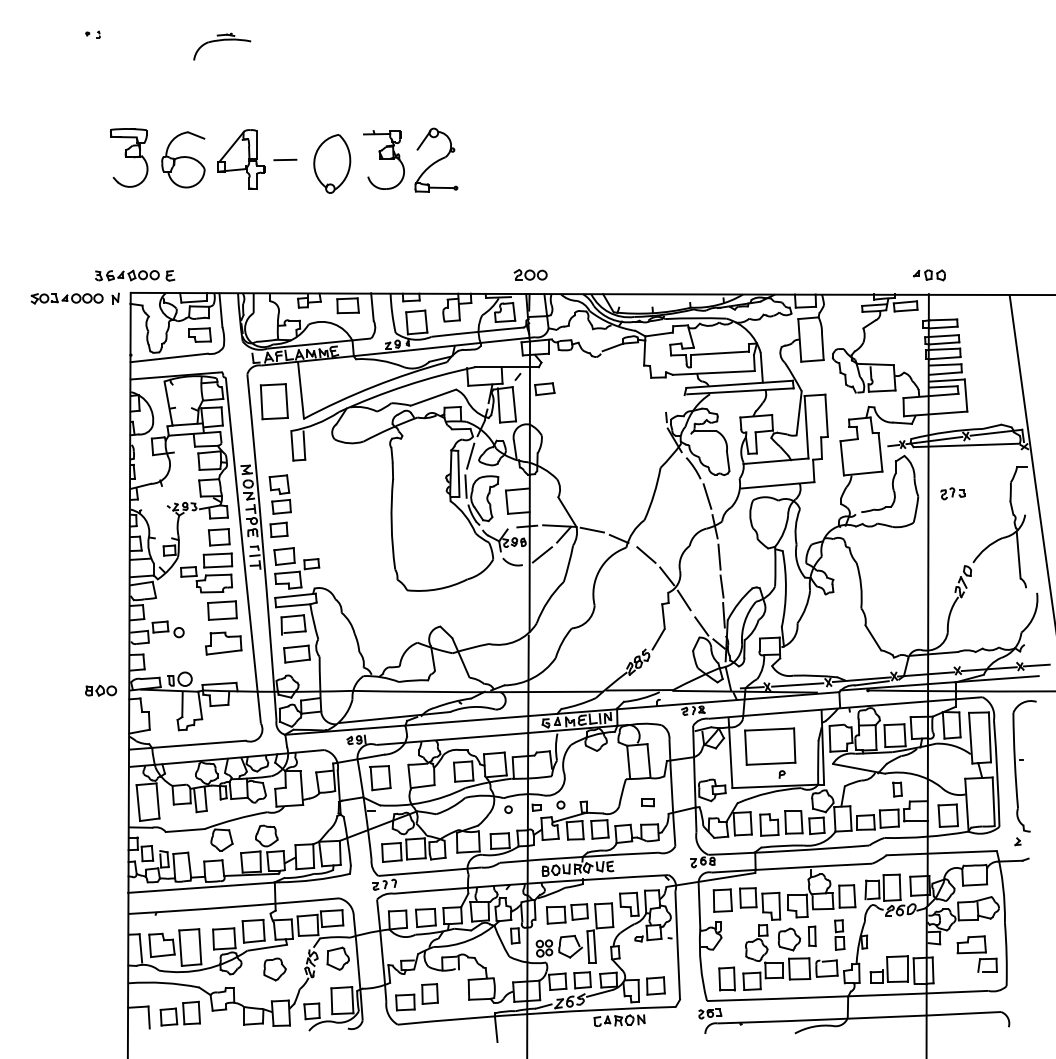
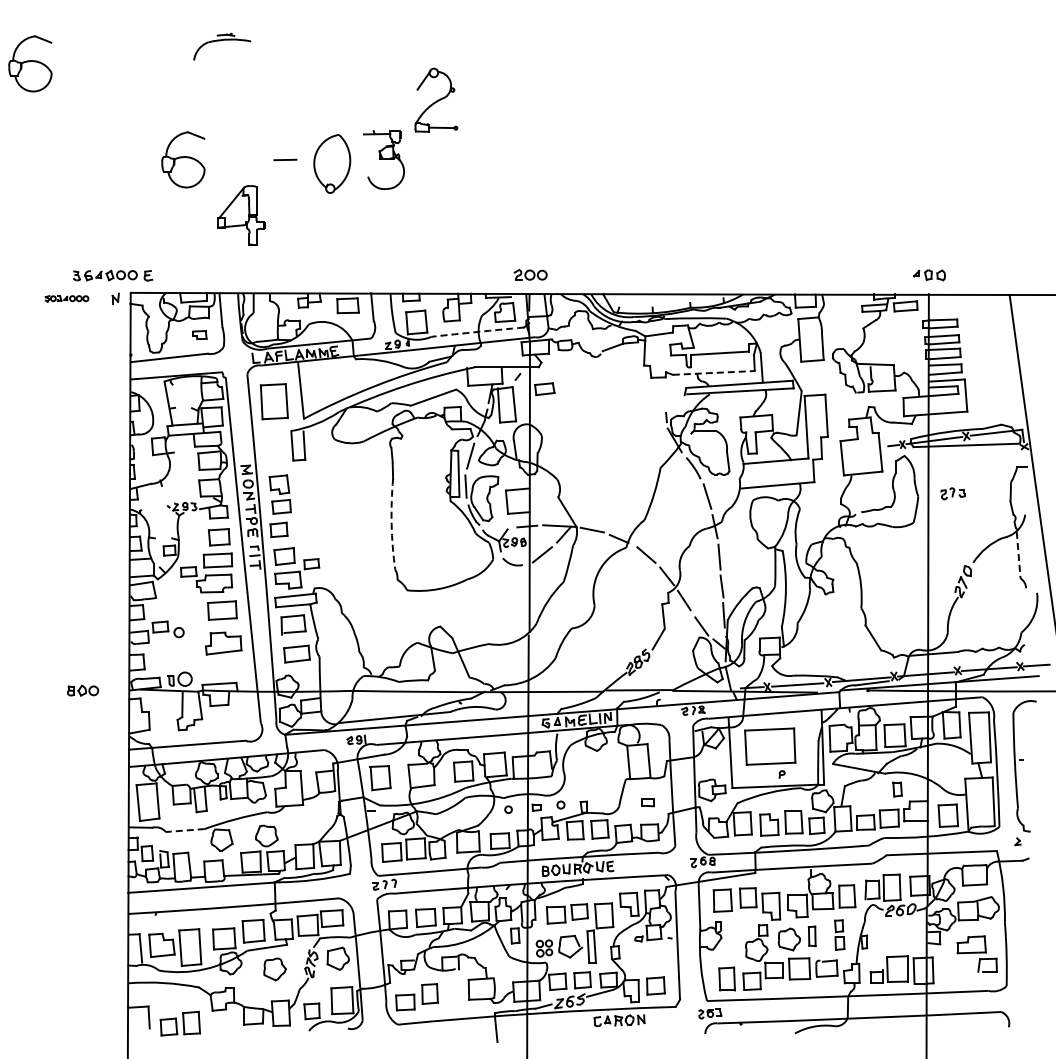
part: present -> none (92, 34)
part: none -> present (30, 63)
part: present -> none (129, 157)
part position: (241, 159) -> (241, 215) (241, 215)
part position: (436, 159) -> (436, 99) (436, 99)
part position: (135, 275) -> (113, 275) (113, 275)
part size: 74x12 px -> 46x8 px (66, 298)
arc: solid -> dashed (477, 331)
part size: 24x16 px -> 16x11 px (199, 335)
line: solid -> dashed (714, 372)
arc: solid -> dashed (391, 524)
line: solid -> dashed (1018, 555)
part position: (101, 690) -> (83, 690) (83, 690)
line: solid -> dashed (184, 830)
part position: (179, 1013) -> (179, 1023) (179, 1023)
